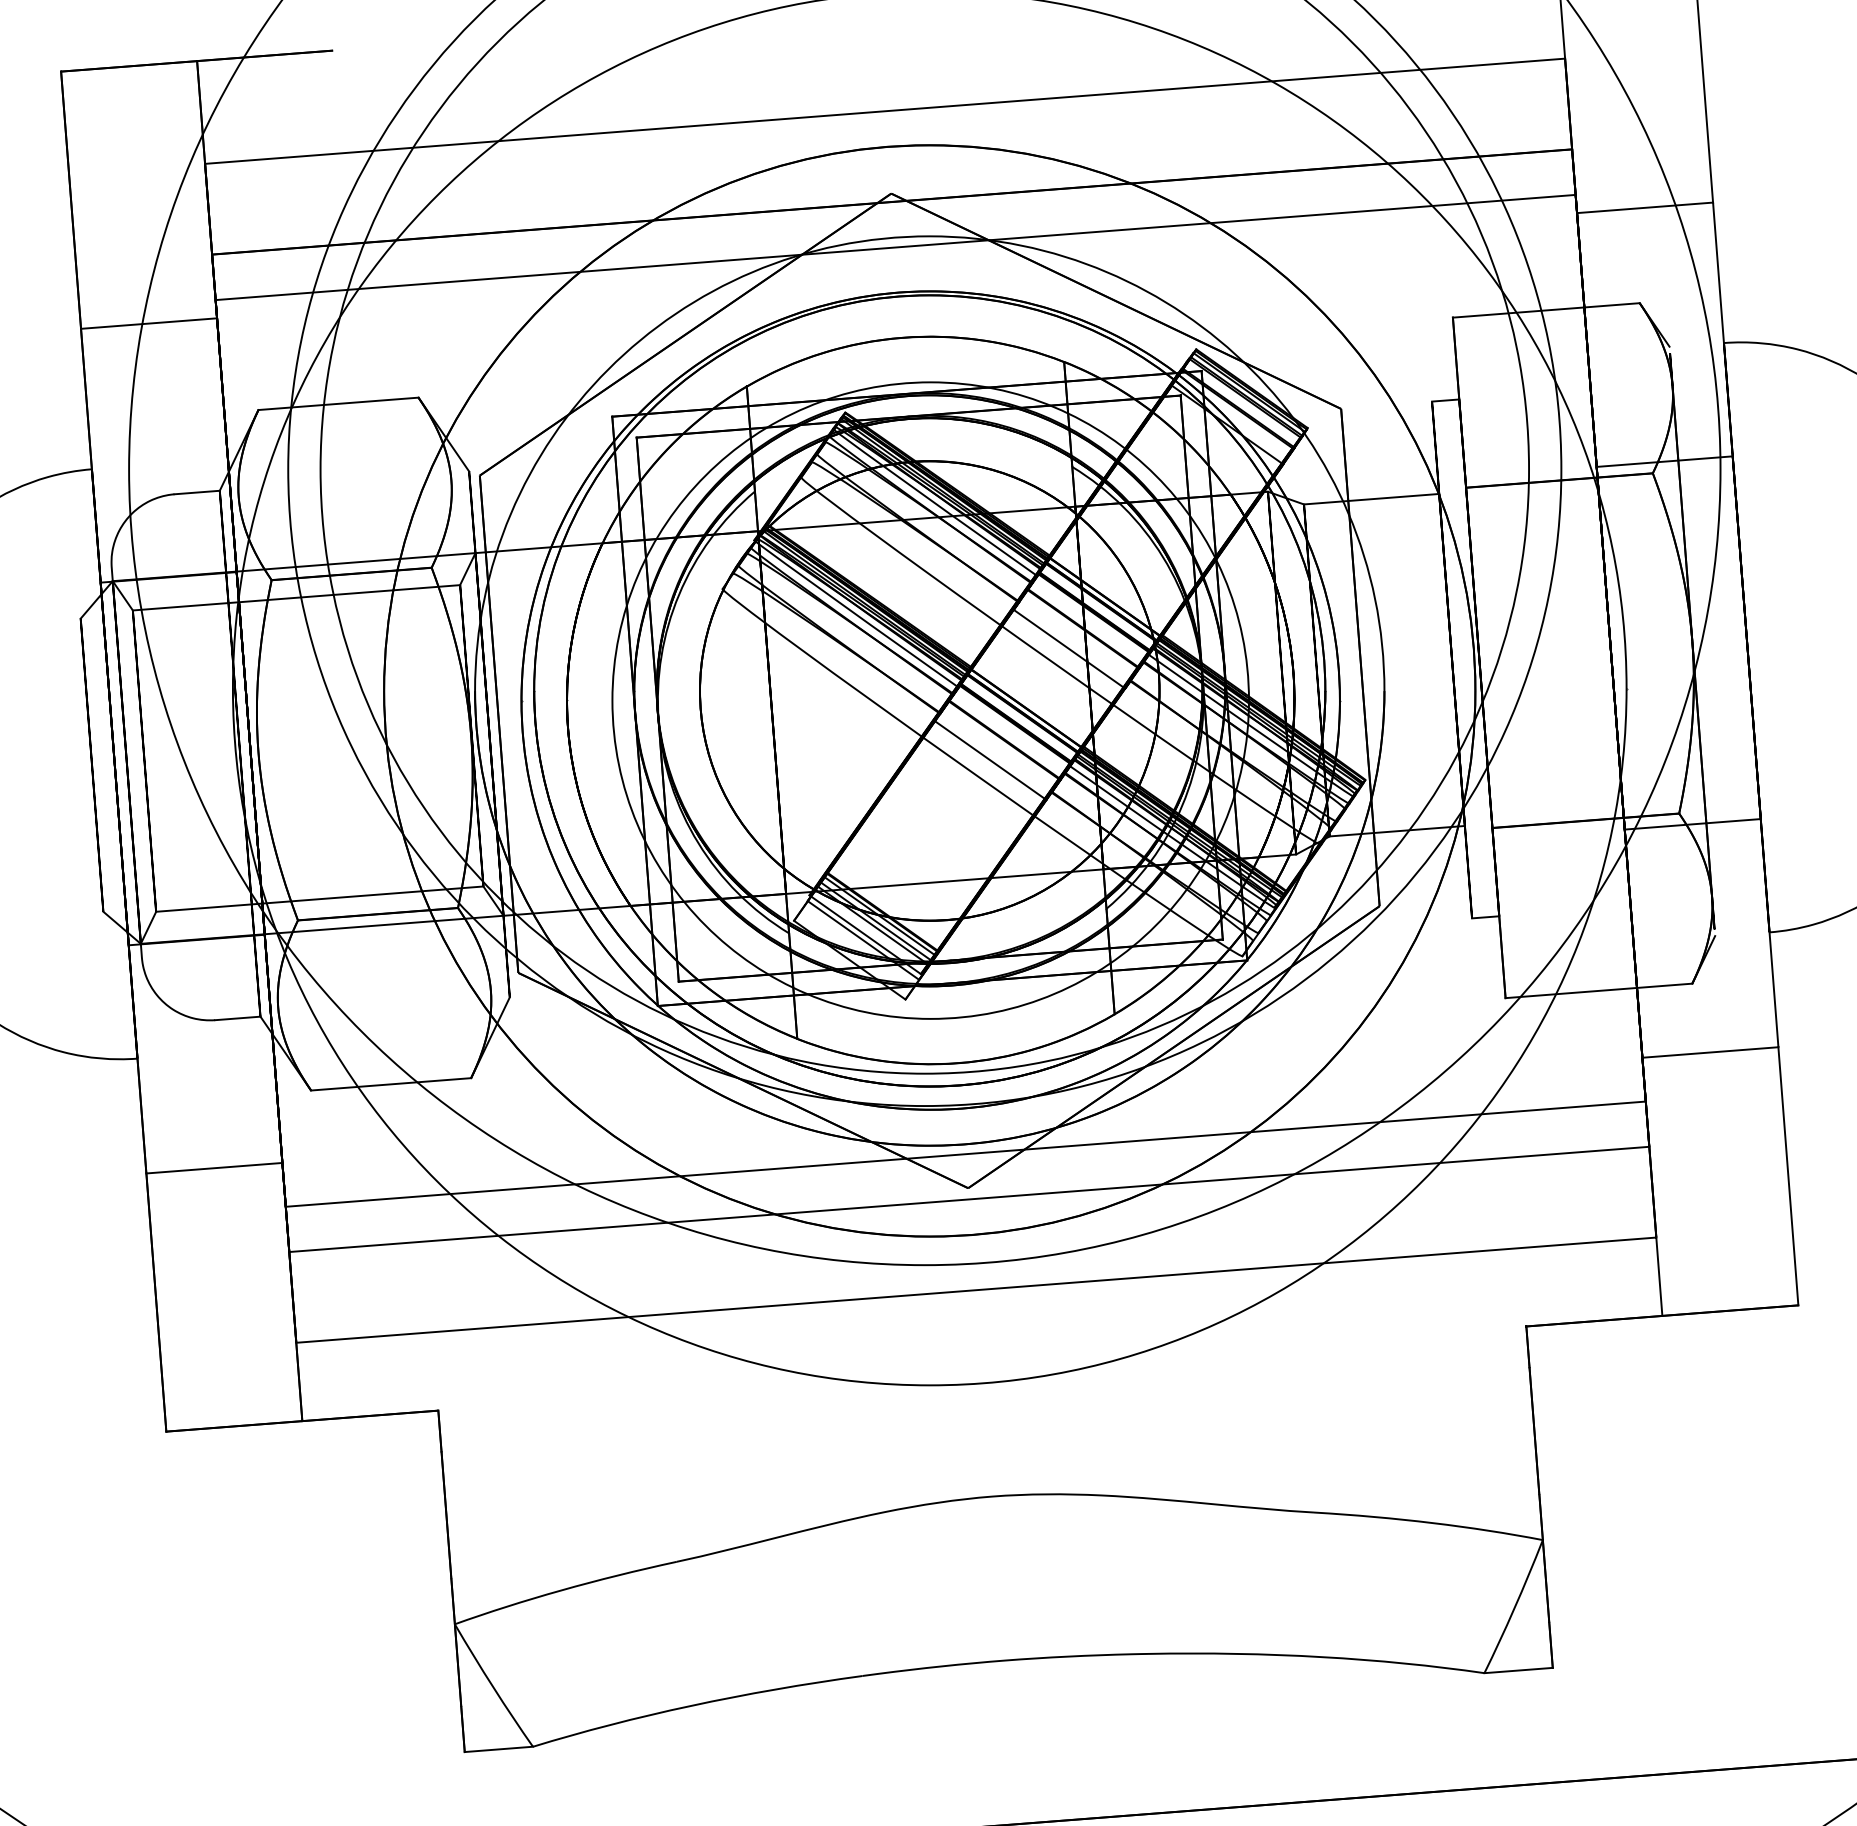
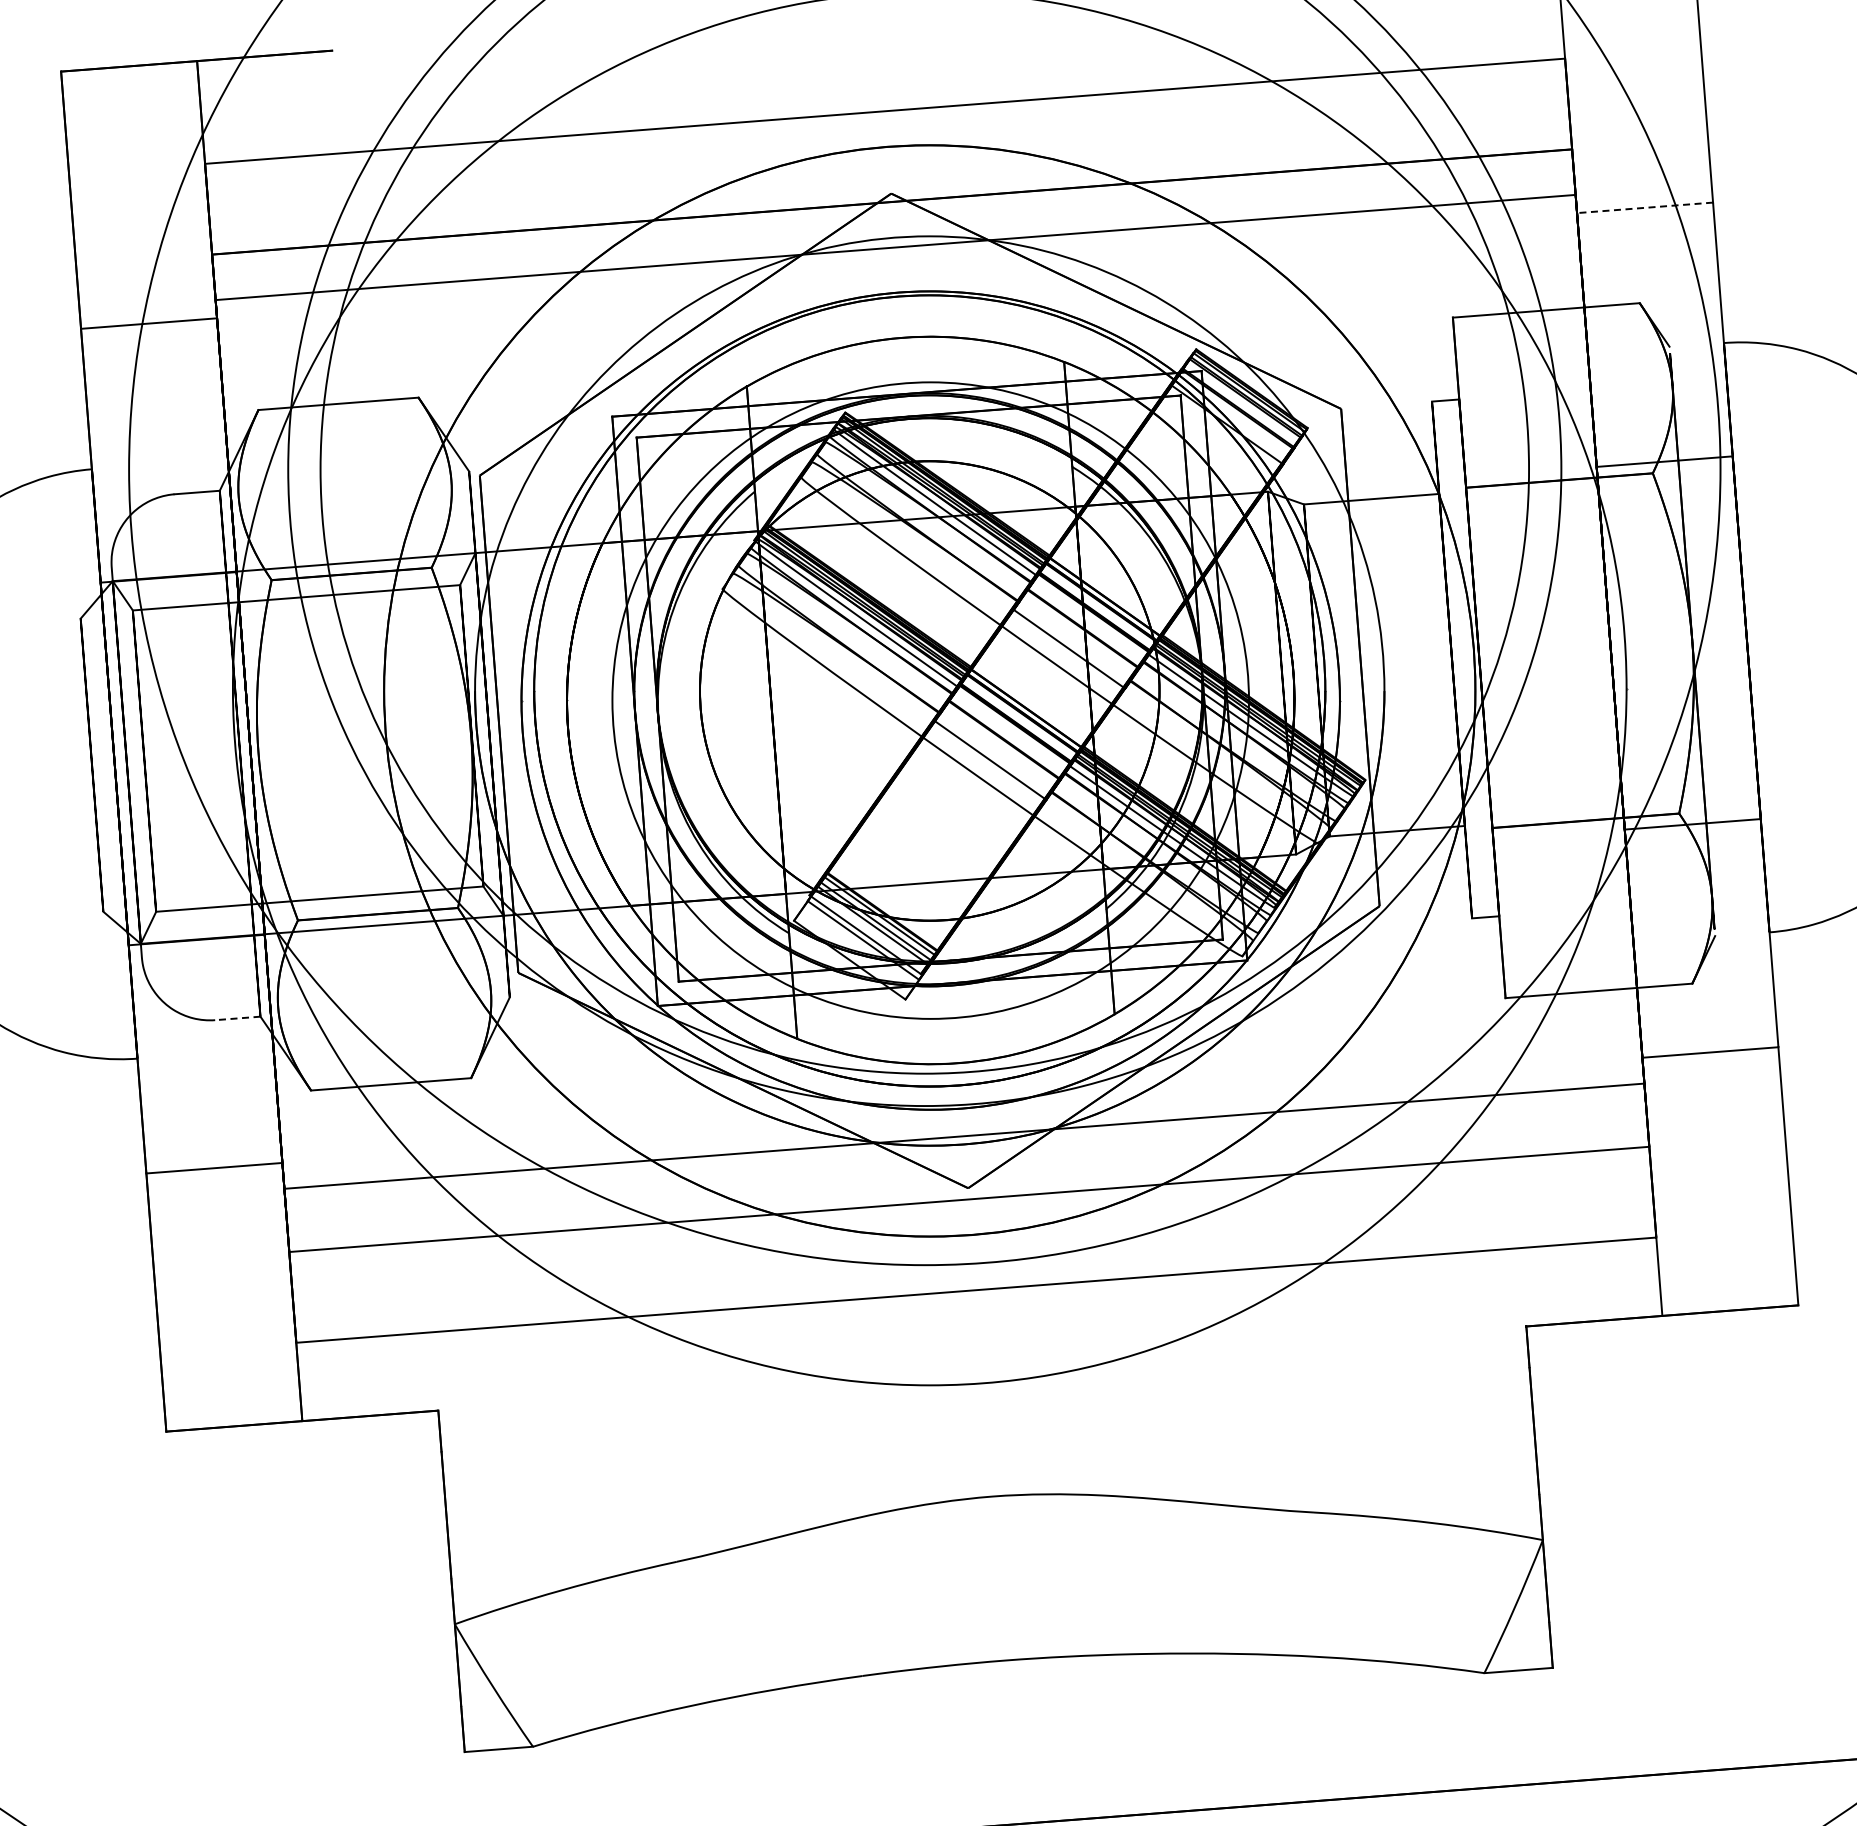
line: solid -> dashed (1644, 207)
line: solid -> dashed (237, 1018)
line position: (965, 1153) -> (964, 1135) (964, 1135)
